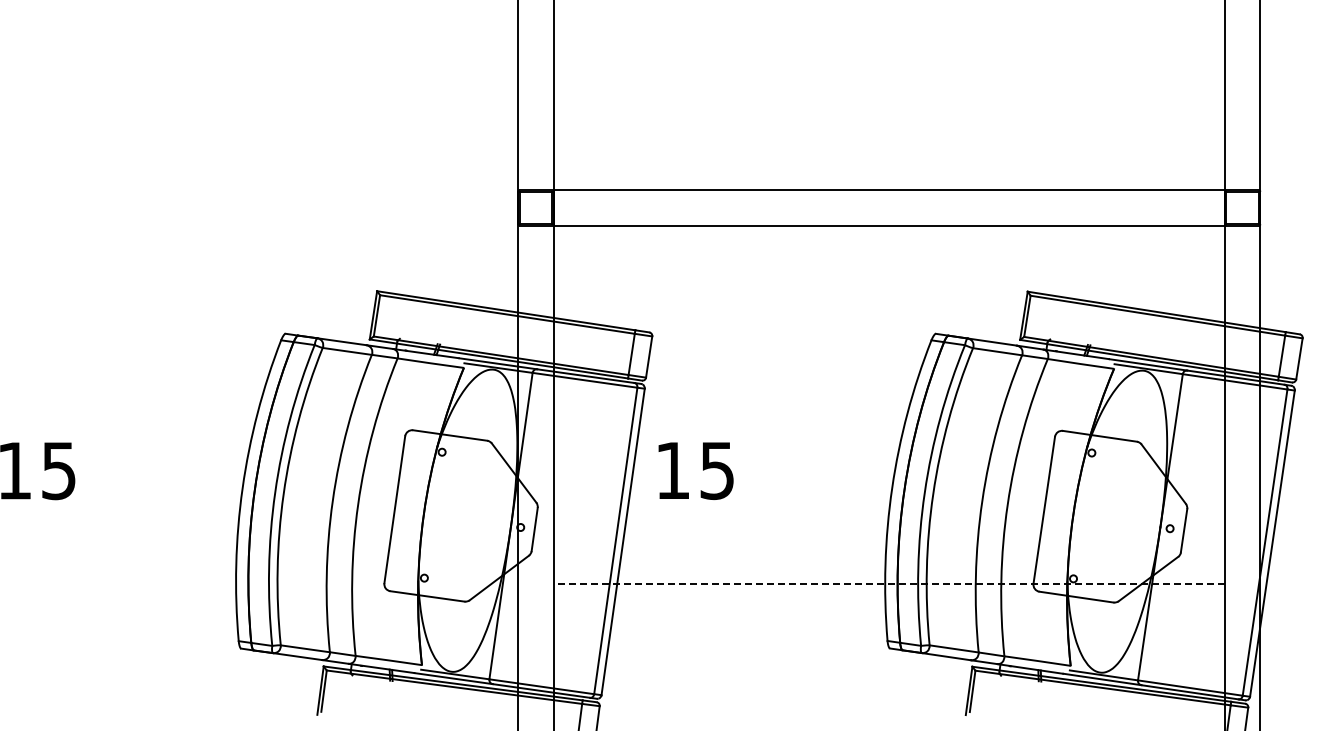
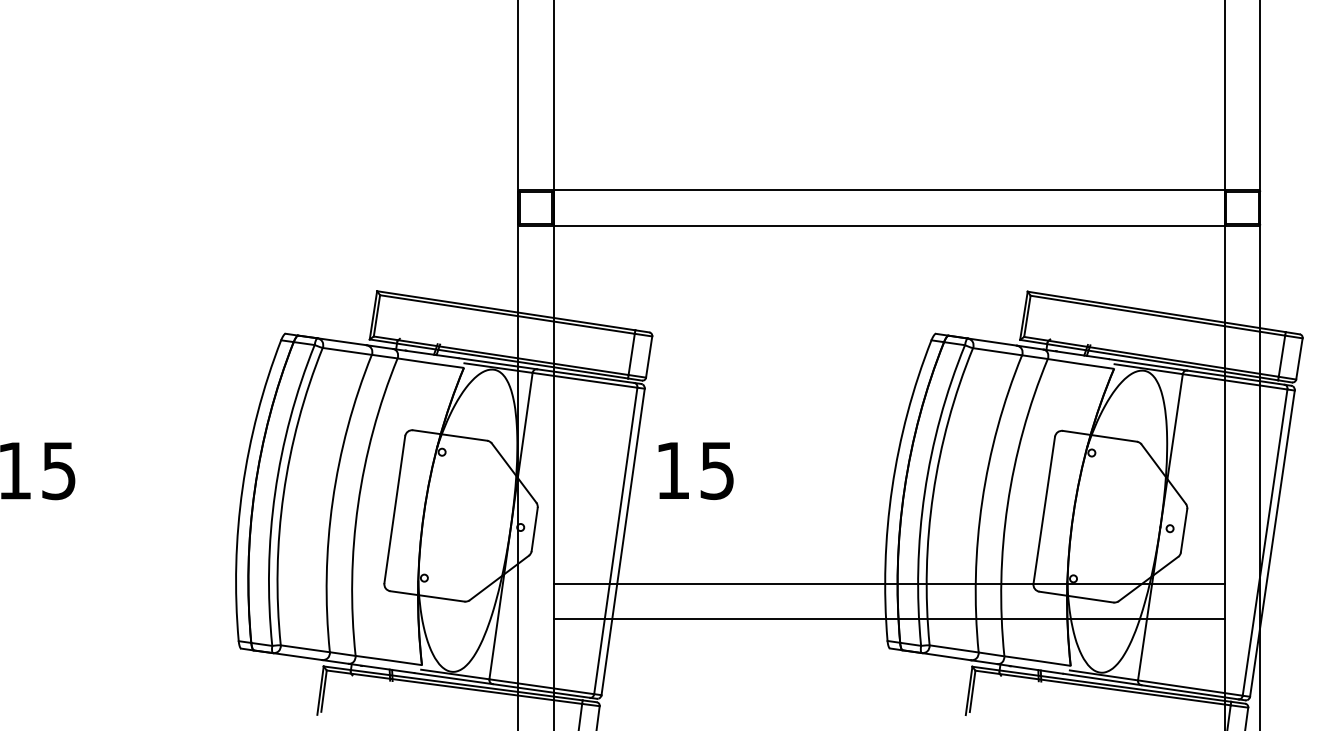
line: dashed -> solid (889, 583)
line: none -> present (888, 618)
